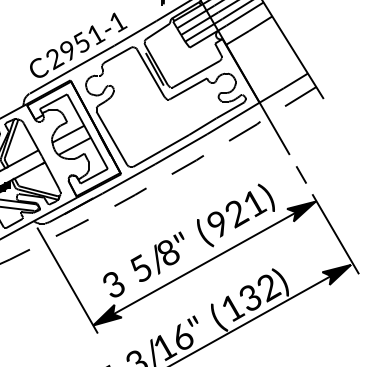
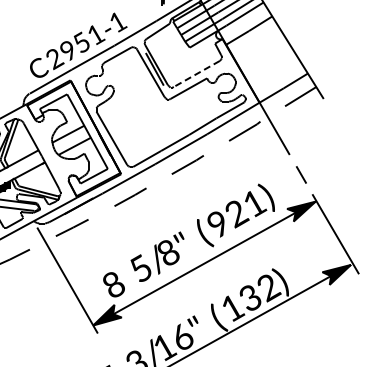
line: solid -> dashed (196, 74)
text: 3 -> 8 (113, 284)
